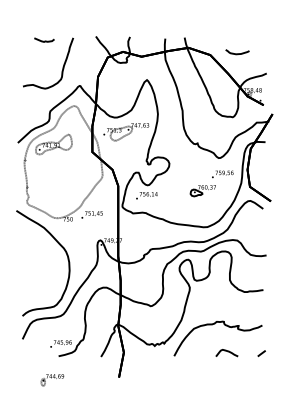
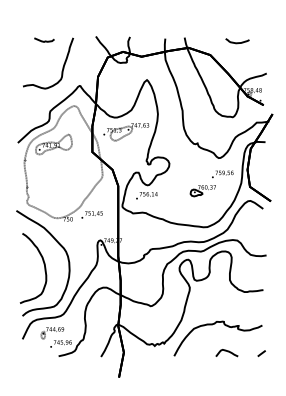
curve position: (237, 53) -> (237, 42) (237, 42)
curve: none -> present (43, 264)
part position: (52, 380) -> (52, 333) (52, 333)
